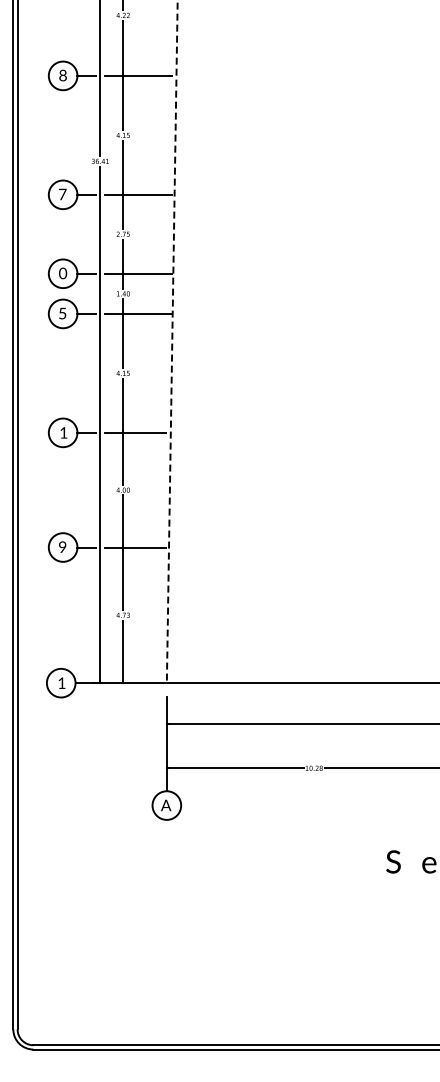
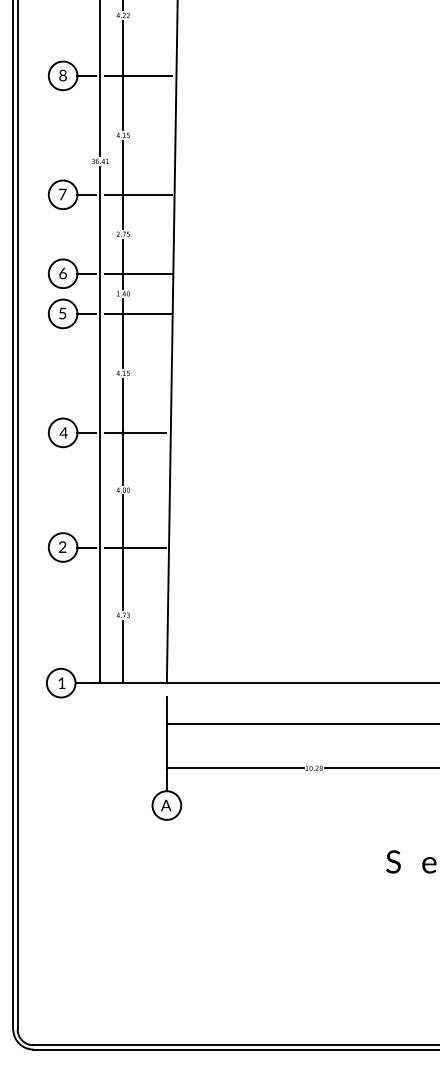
text: 0 -> 6 (63, 272)
line: dashed -> solid (172, 342)
text: 1 -> 4 (63, 432)
text: 9 -> 2 (62, 547)
